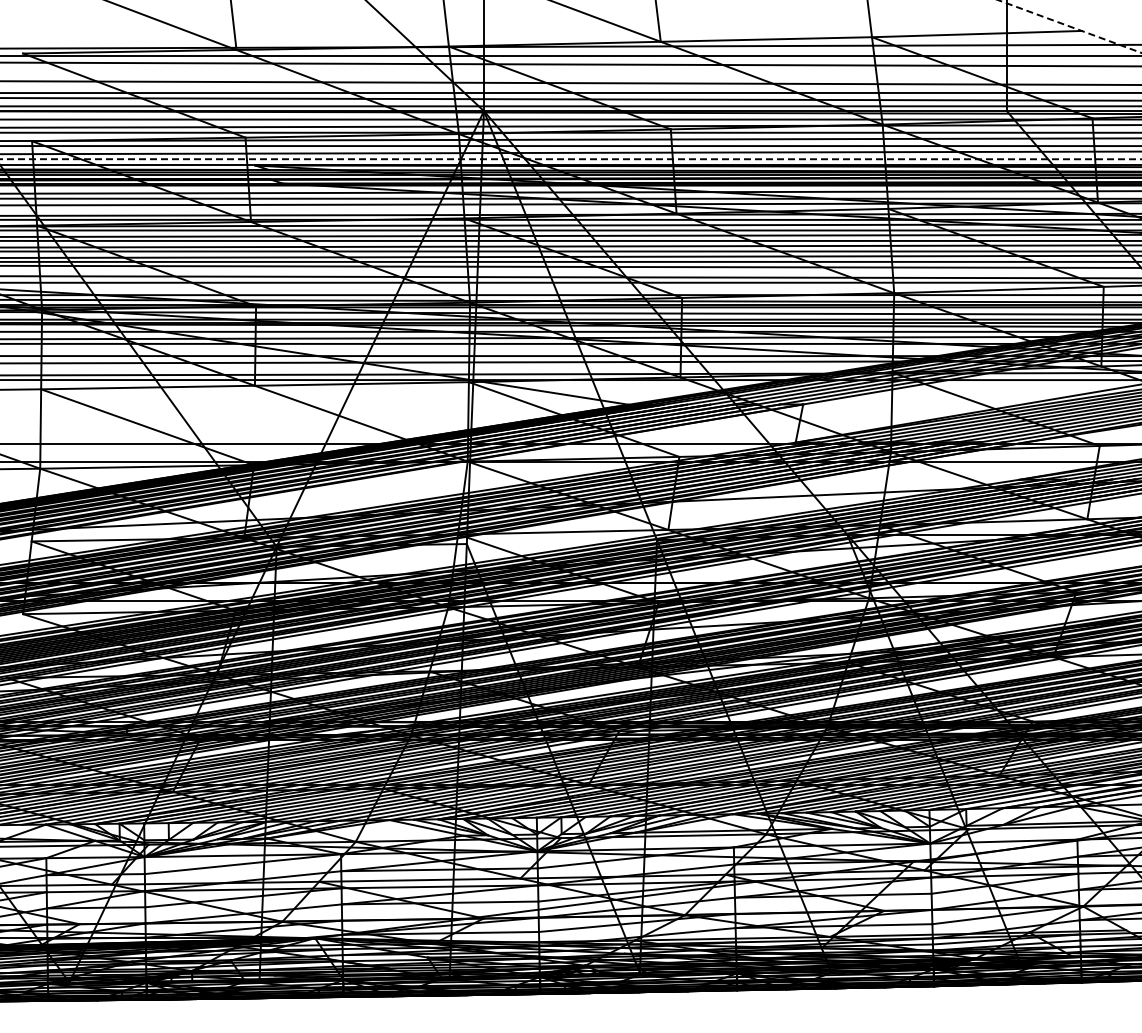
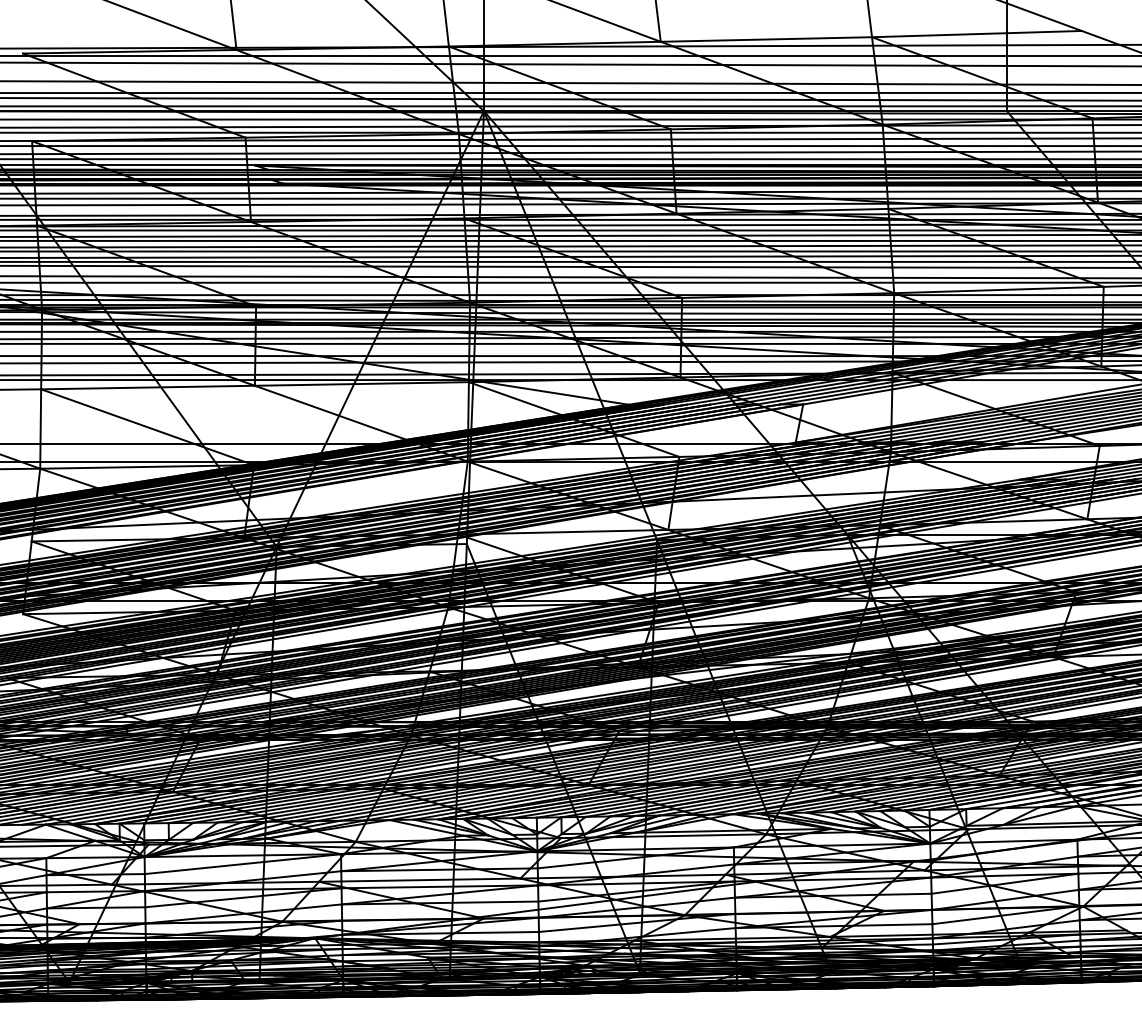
line: dashed -> solid (1070, 26)
line: dashed -> solid (571, 159)
